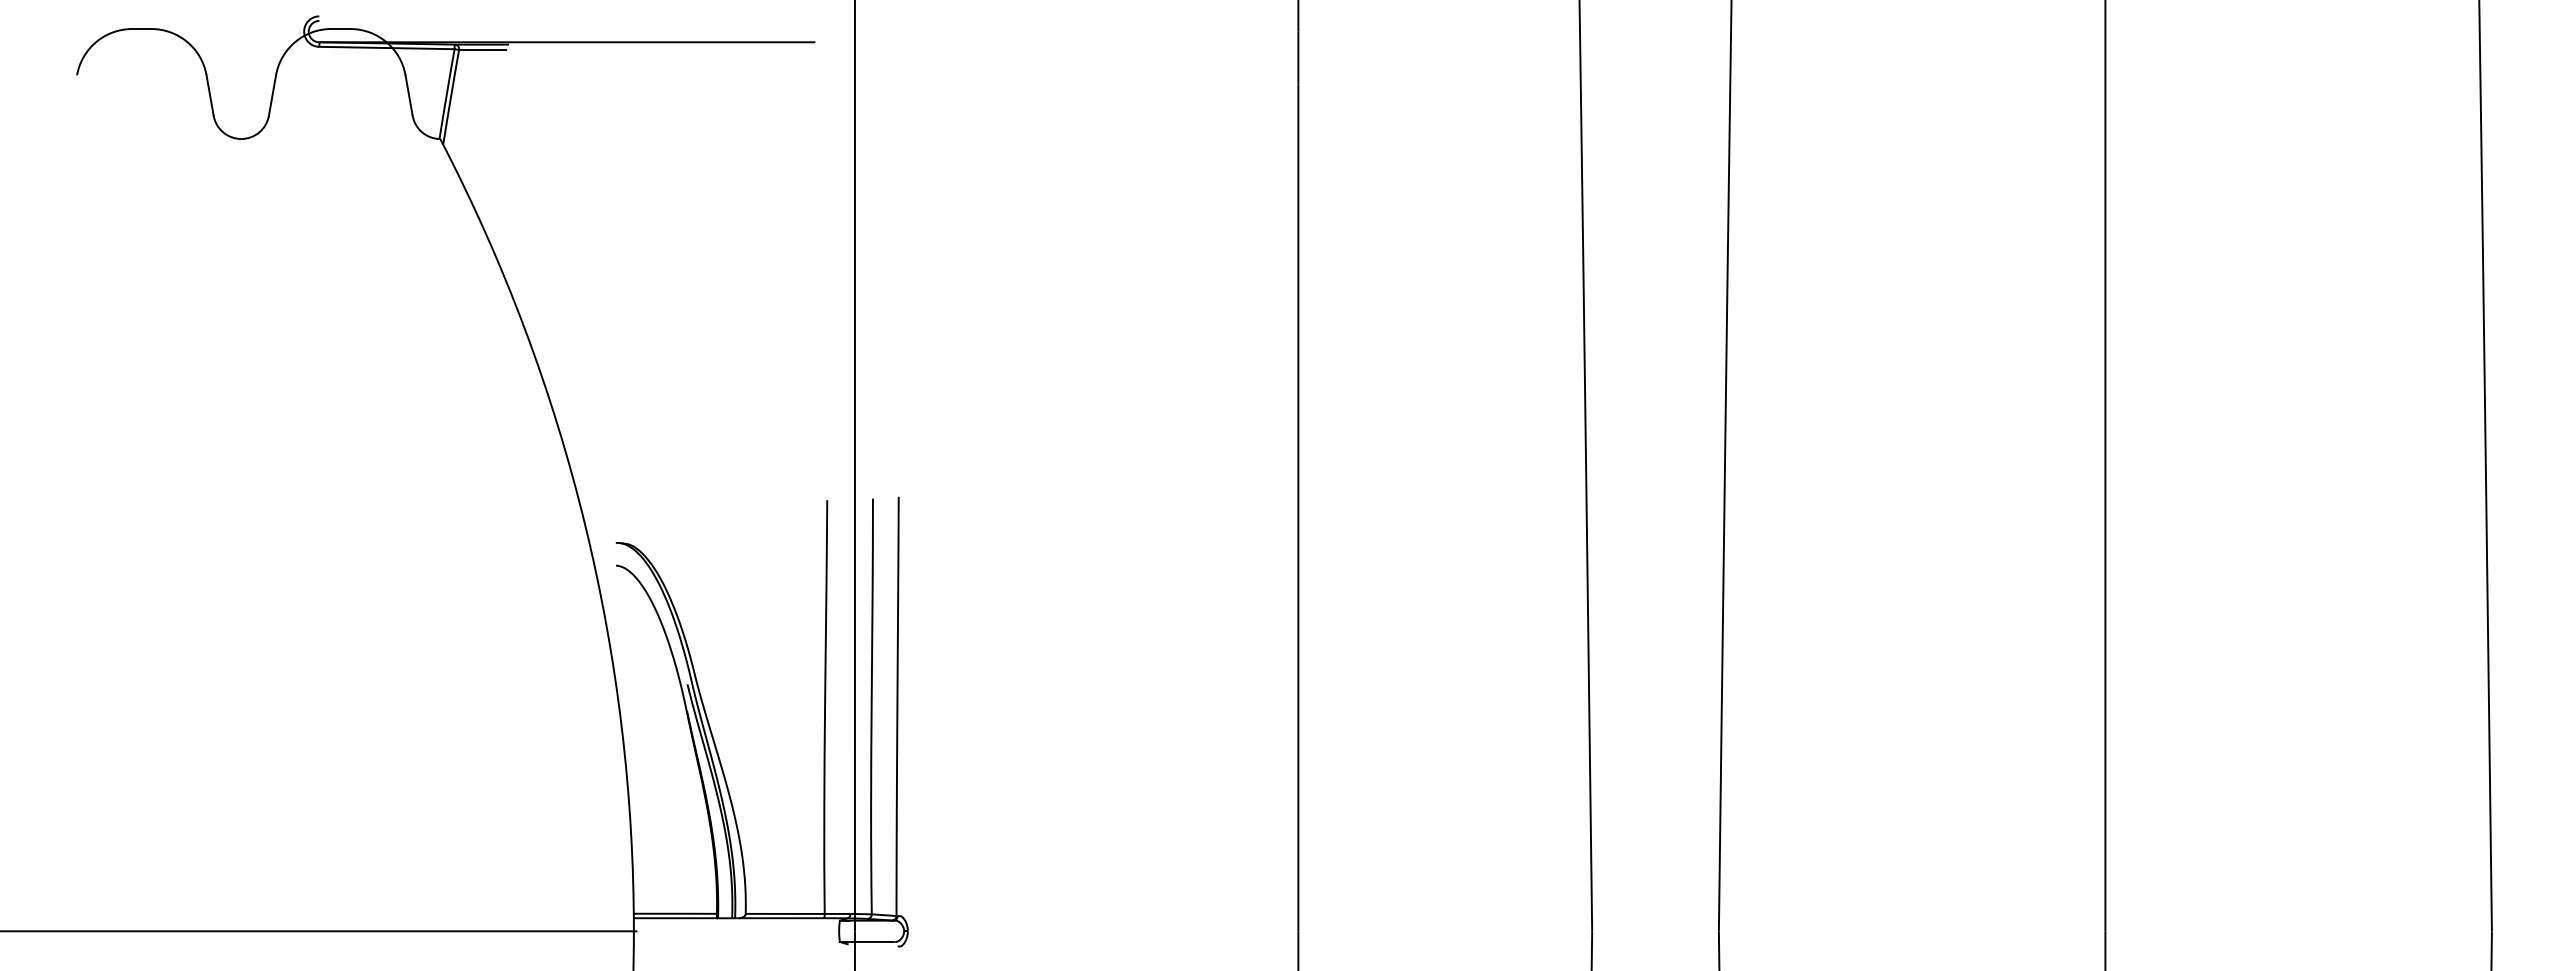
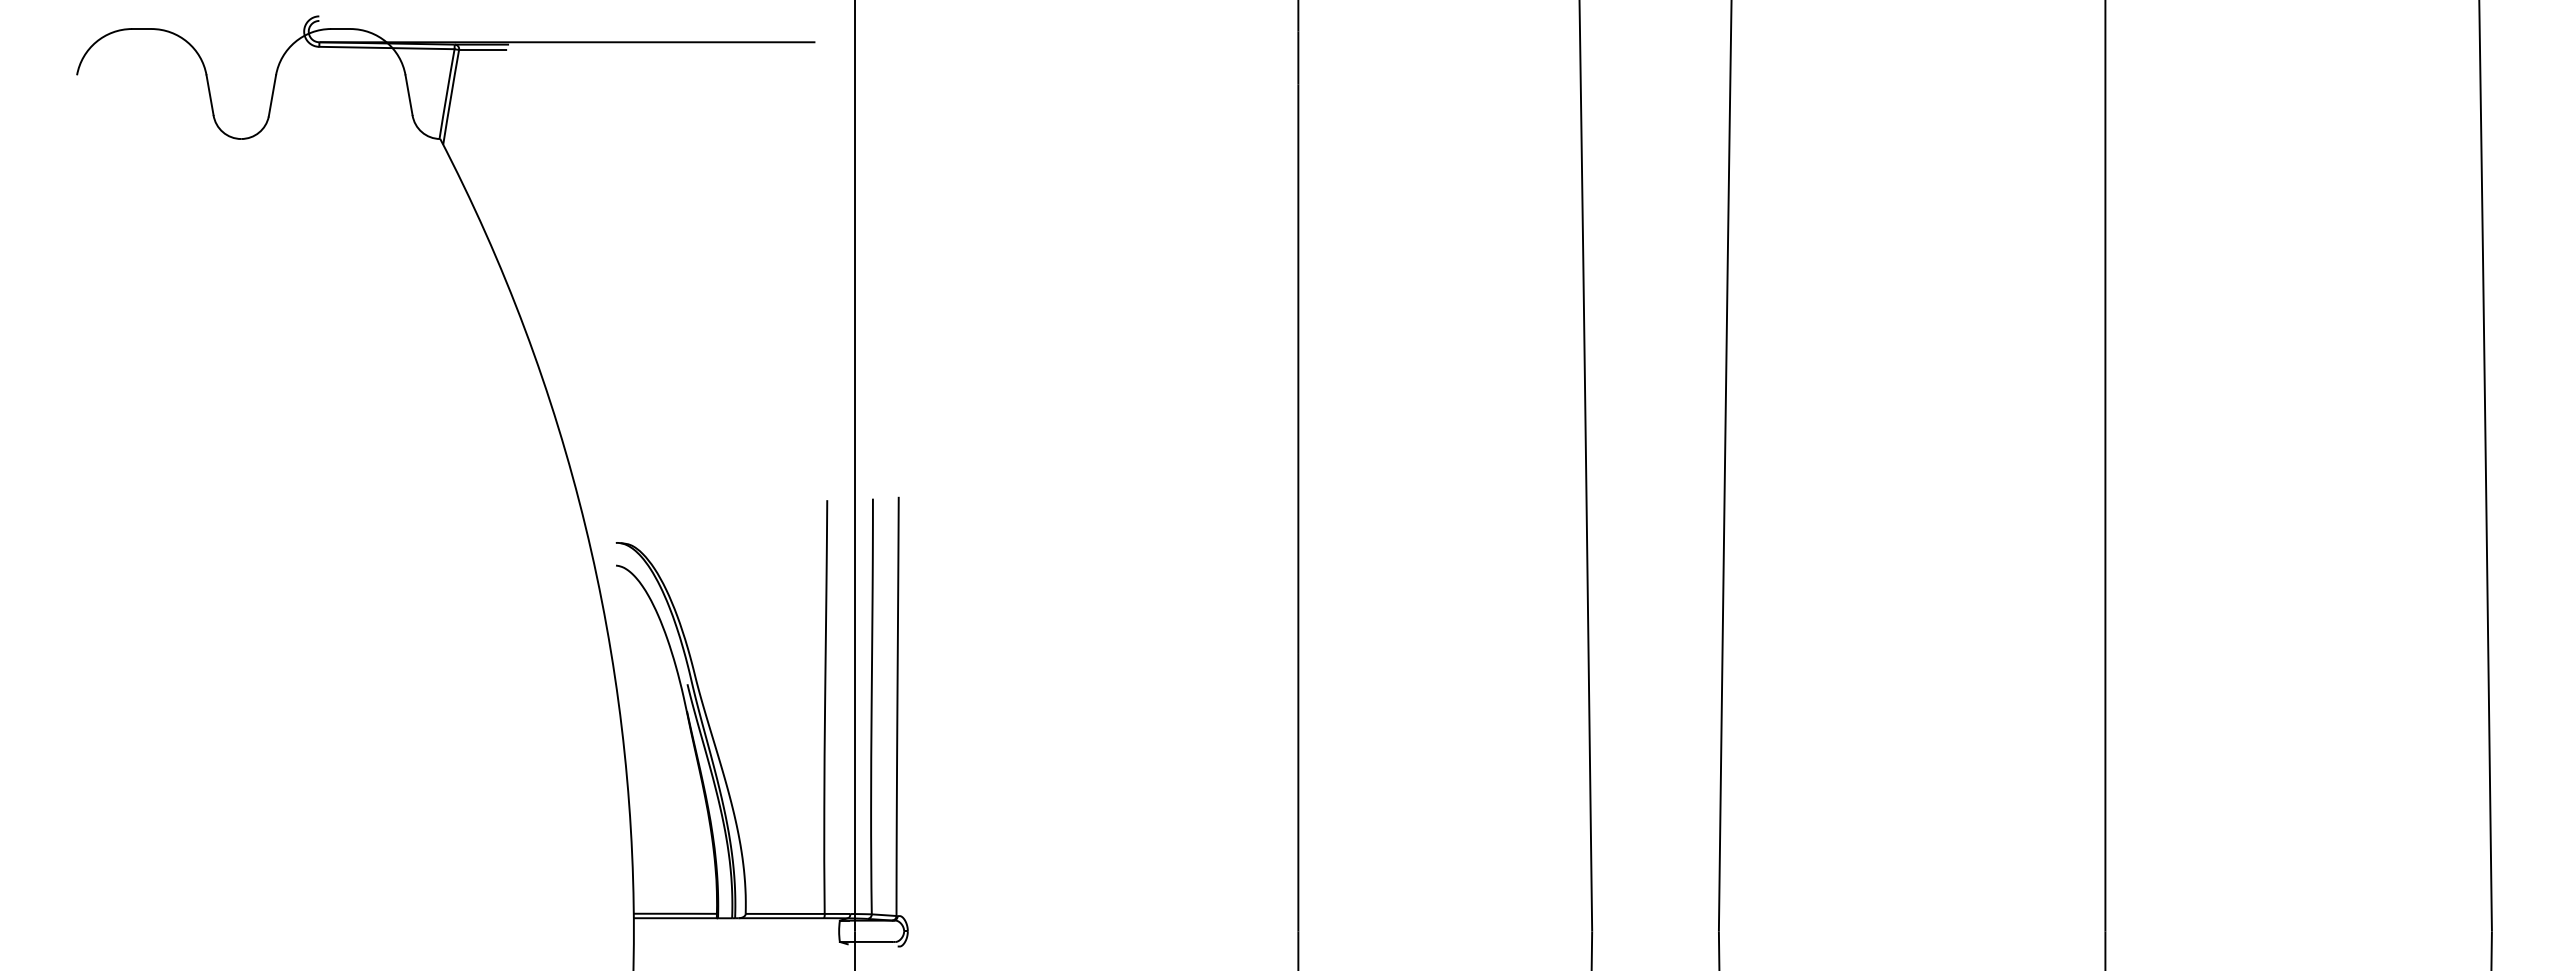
line: present -> none (319, 931)
